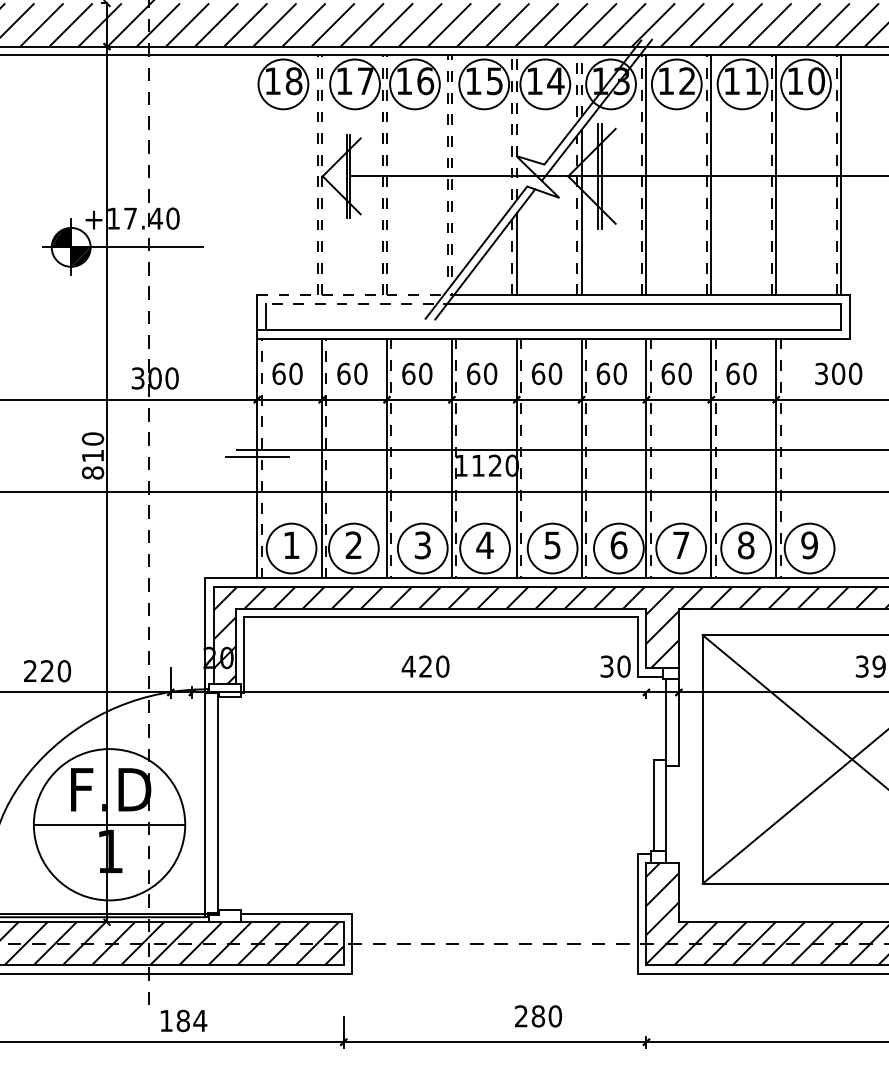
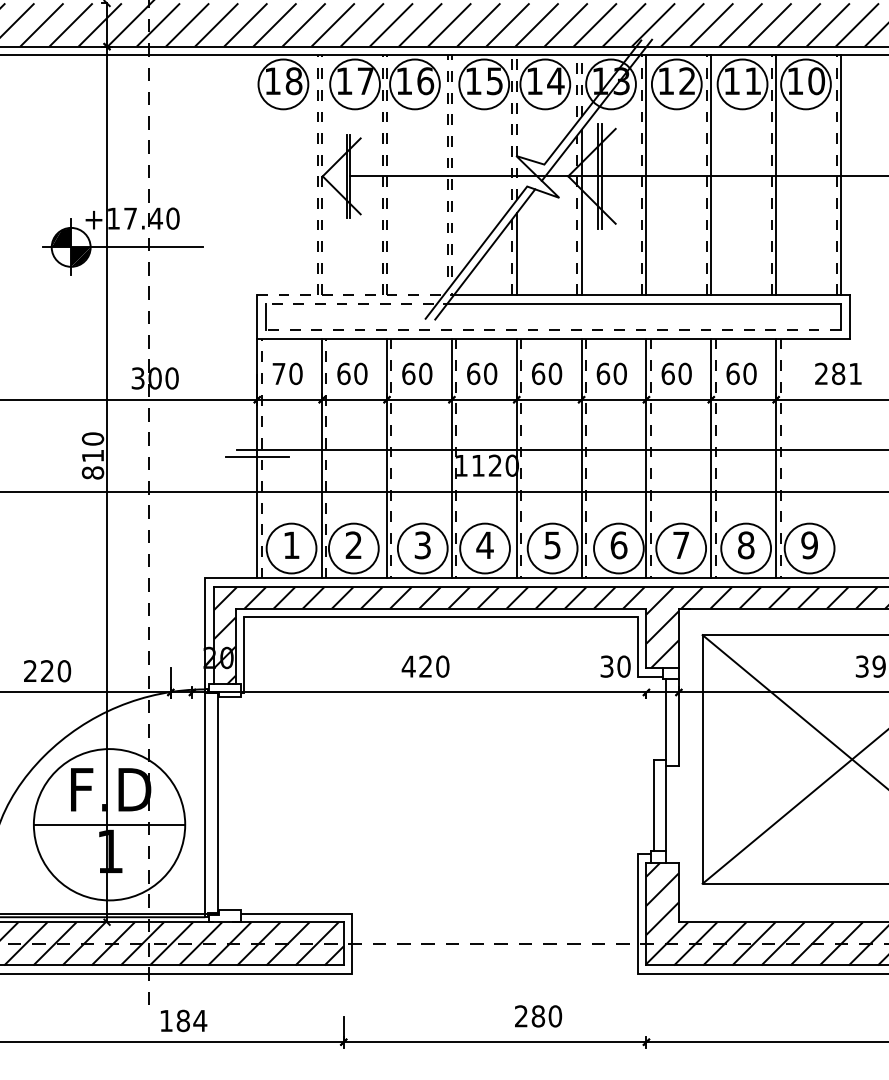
line: solid -> dashed (549, 329)
text: 60 -> 70 (278, 373)
text: 300 -> 281 (838, 373)
